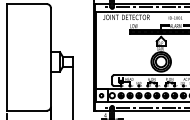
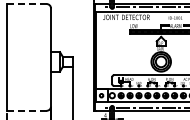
line: solid -> dashed (26, 4)
line: solid -> dashed (27, 110)
